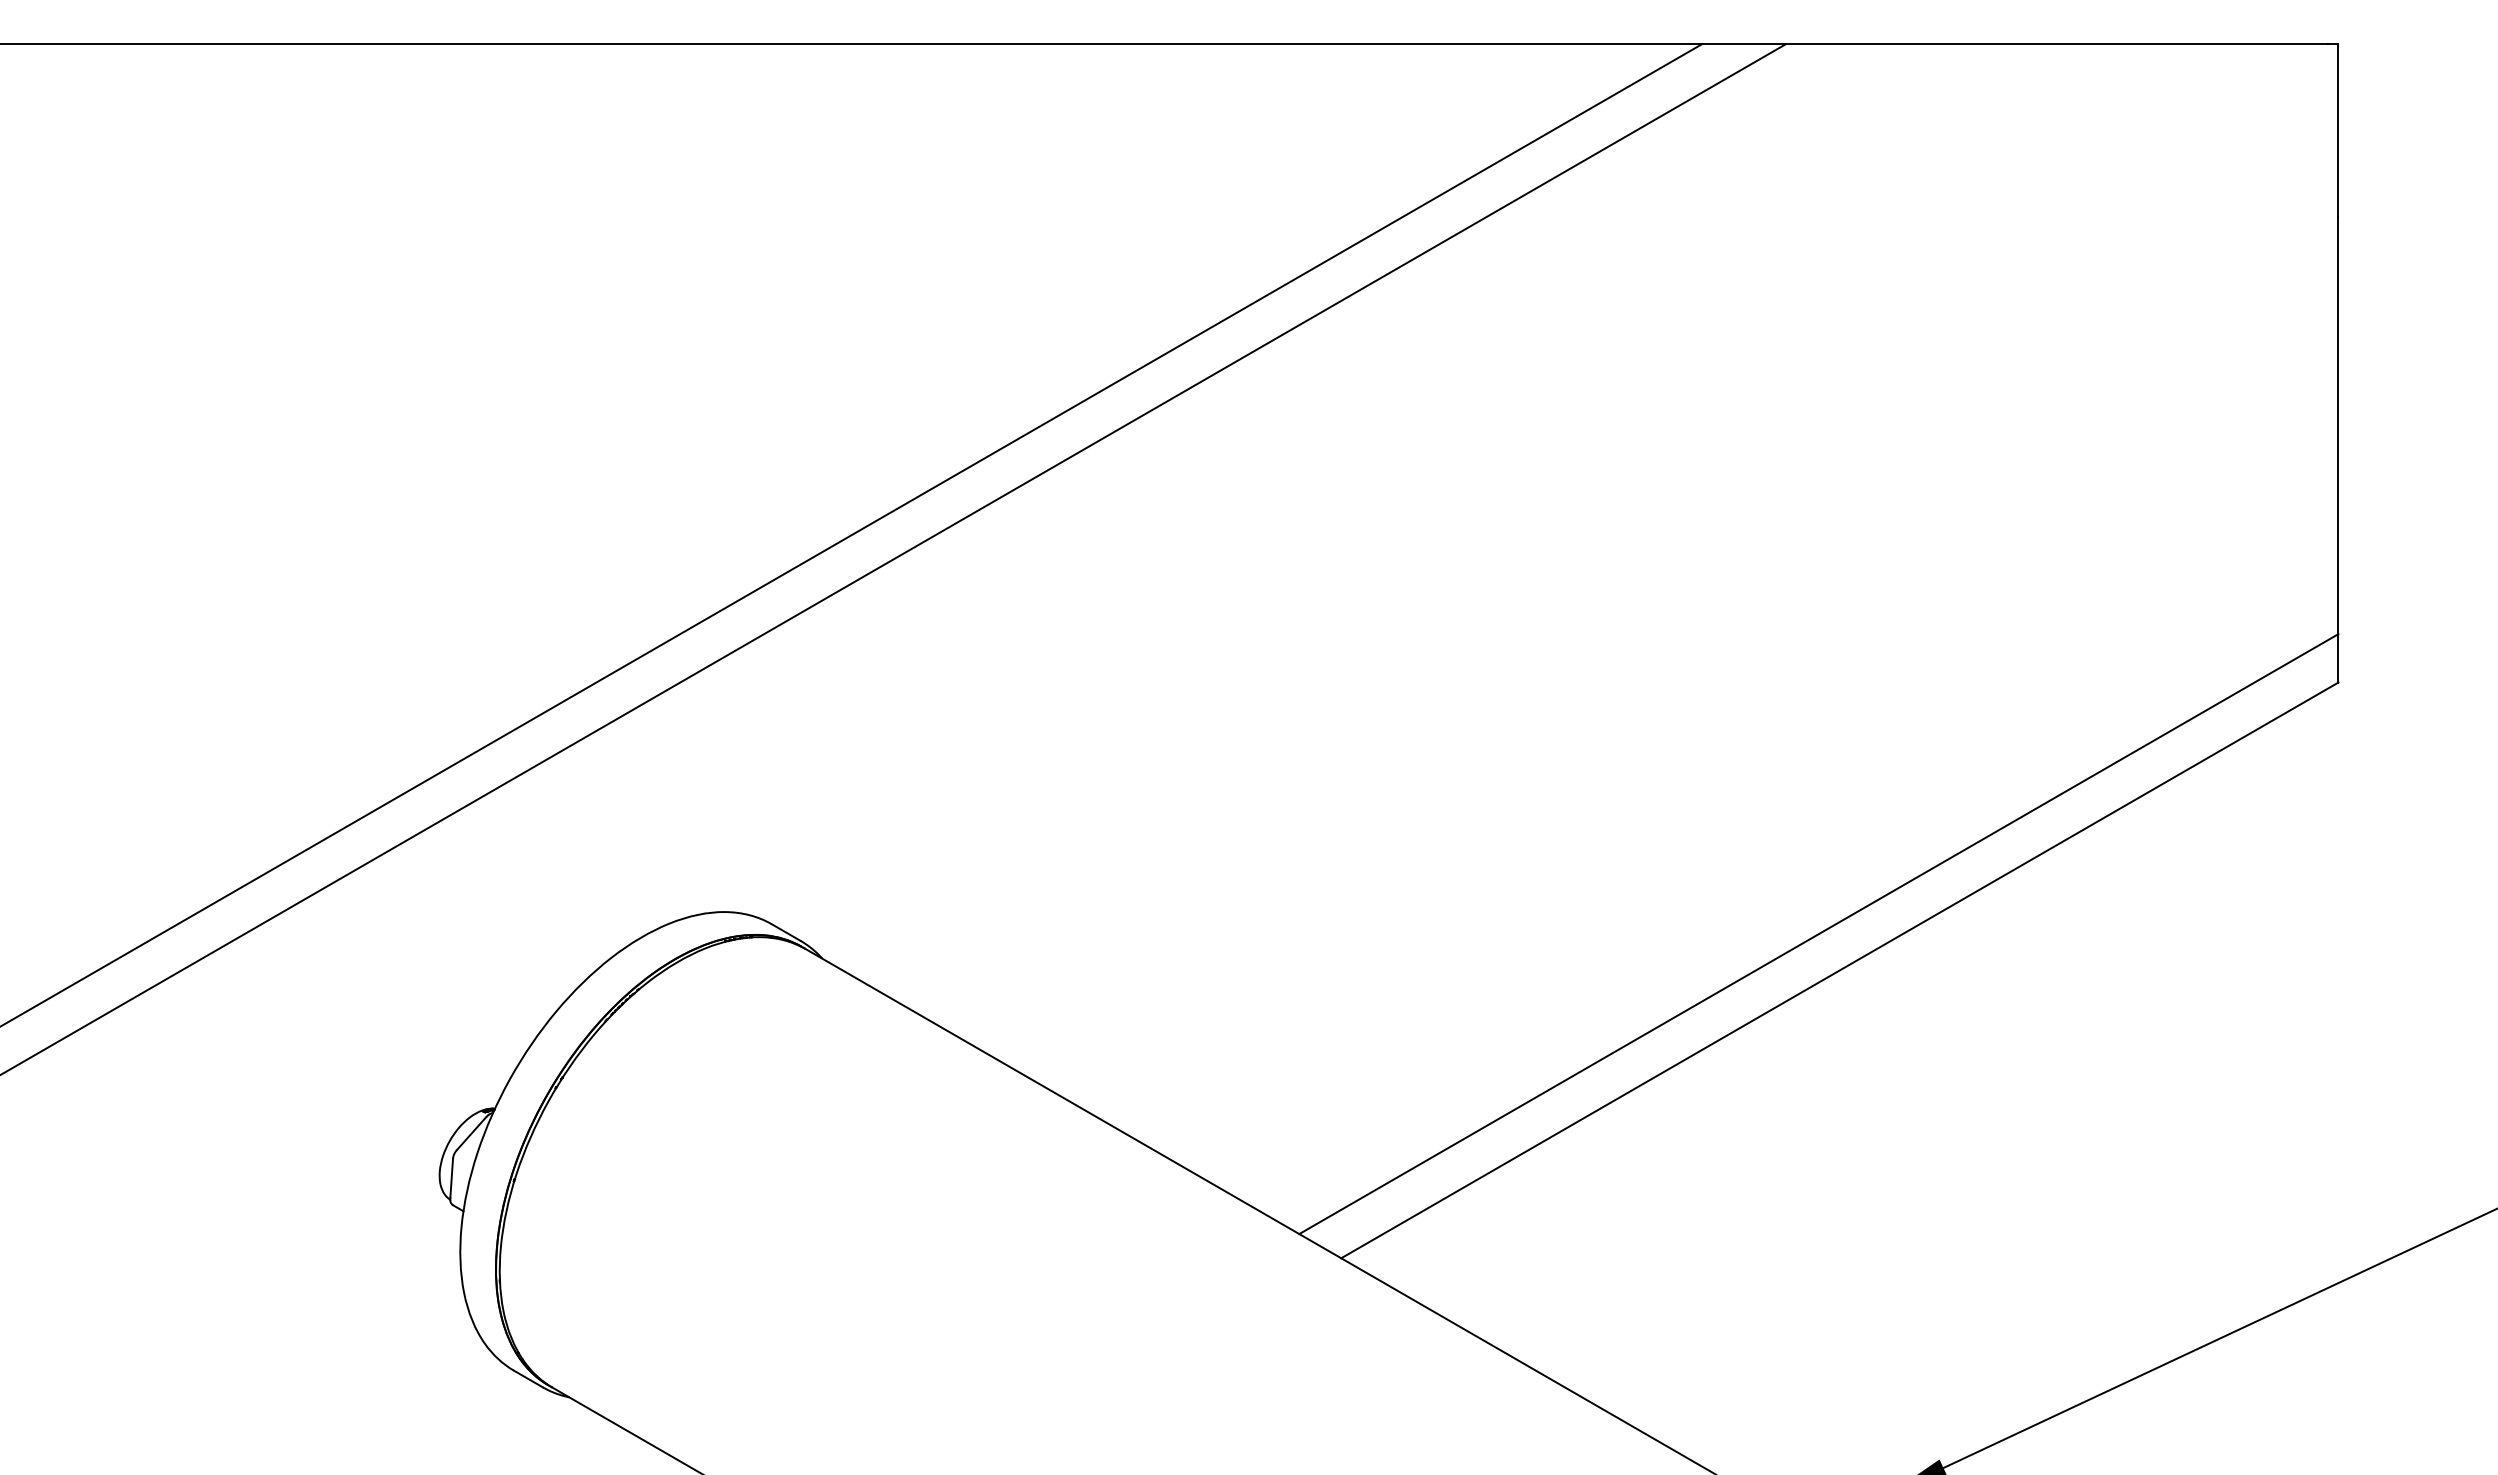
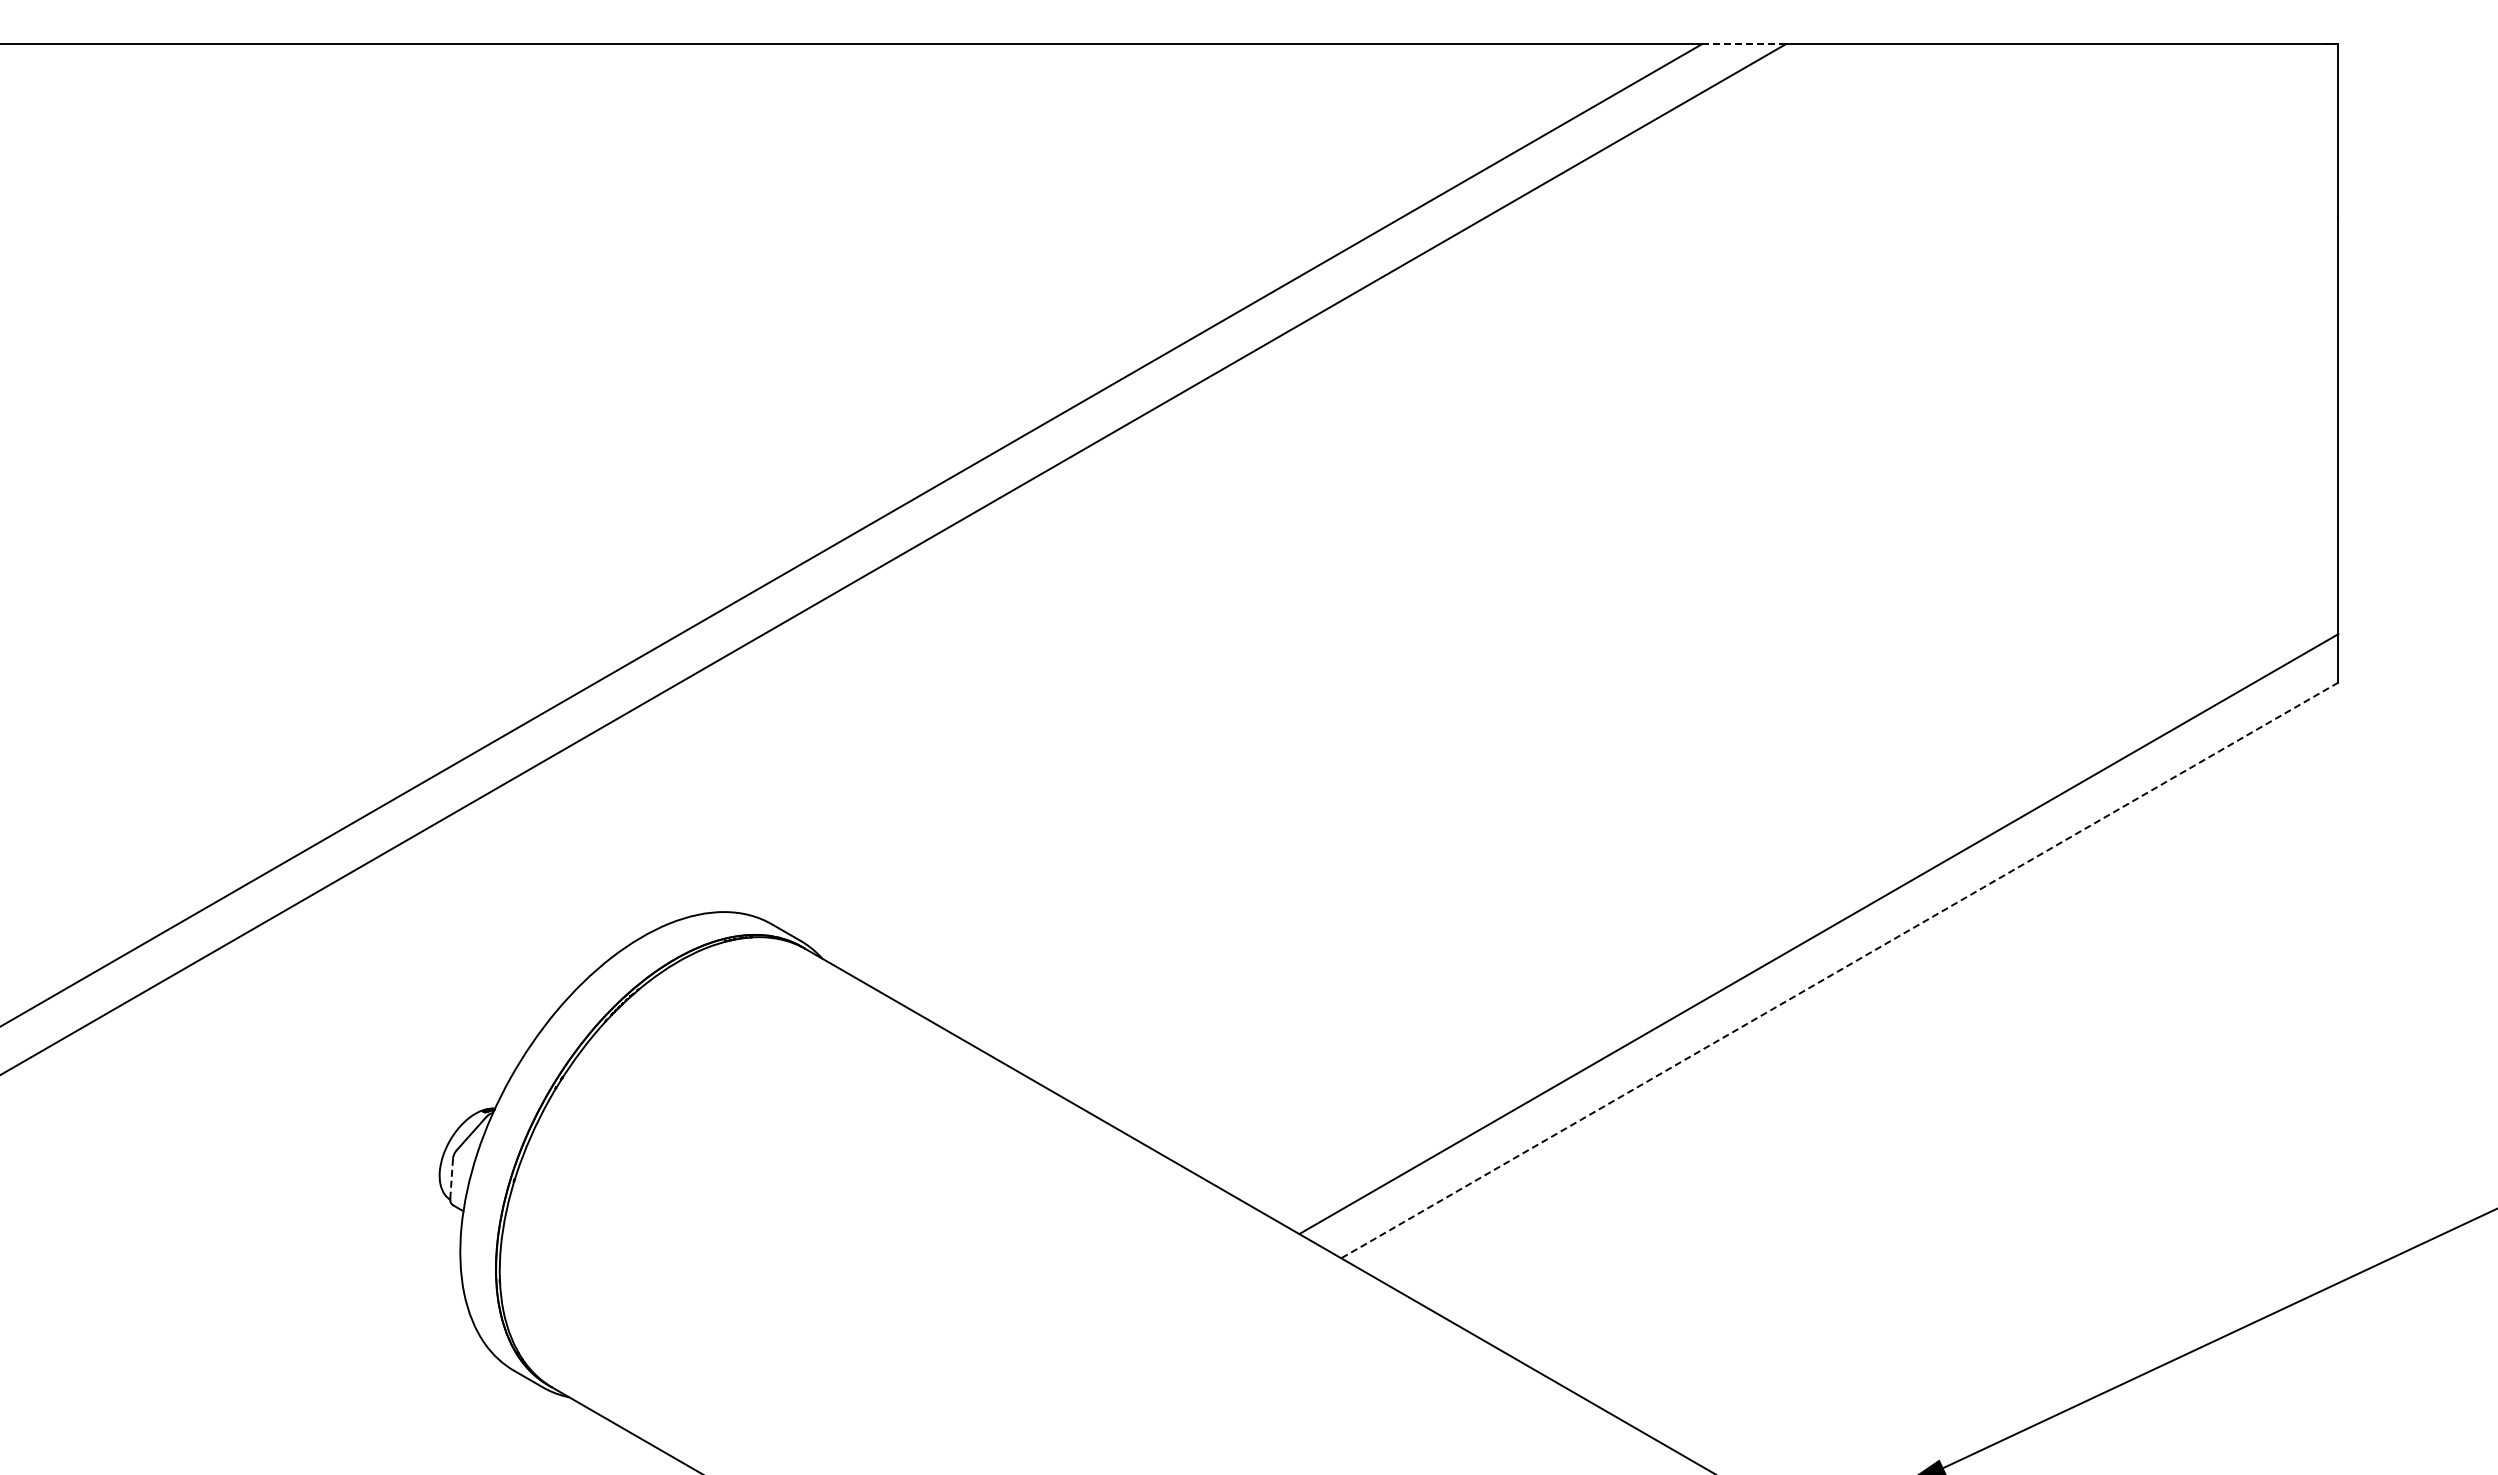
line: solid -> dashed (1744, 44)
line: solid -> dashed (1839, 970)
line: solid -> dashed (451, 1178)
